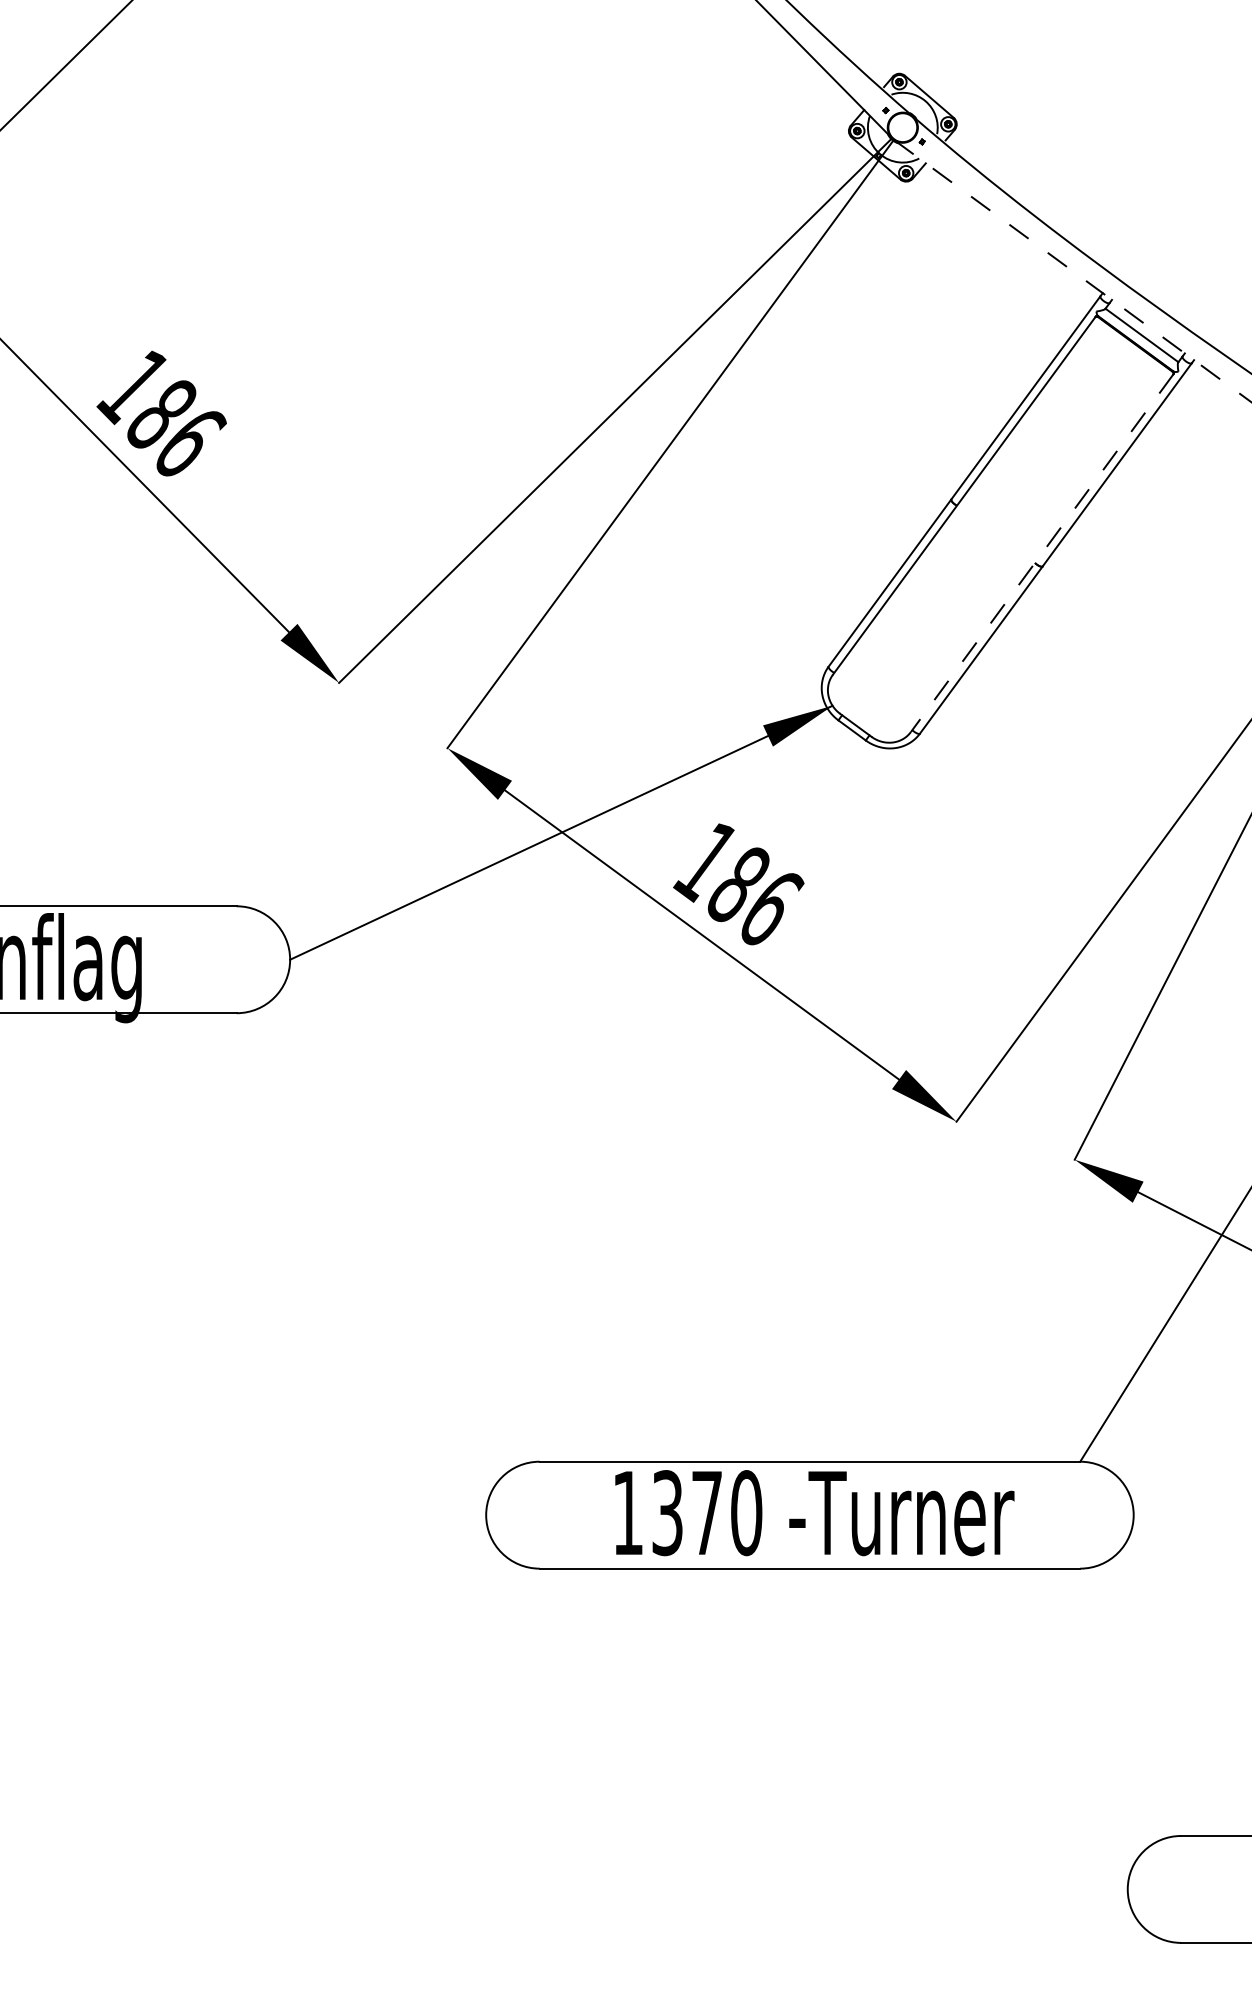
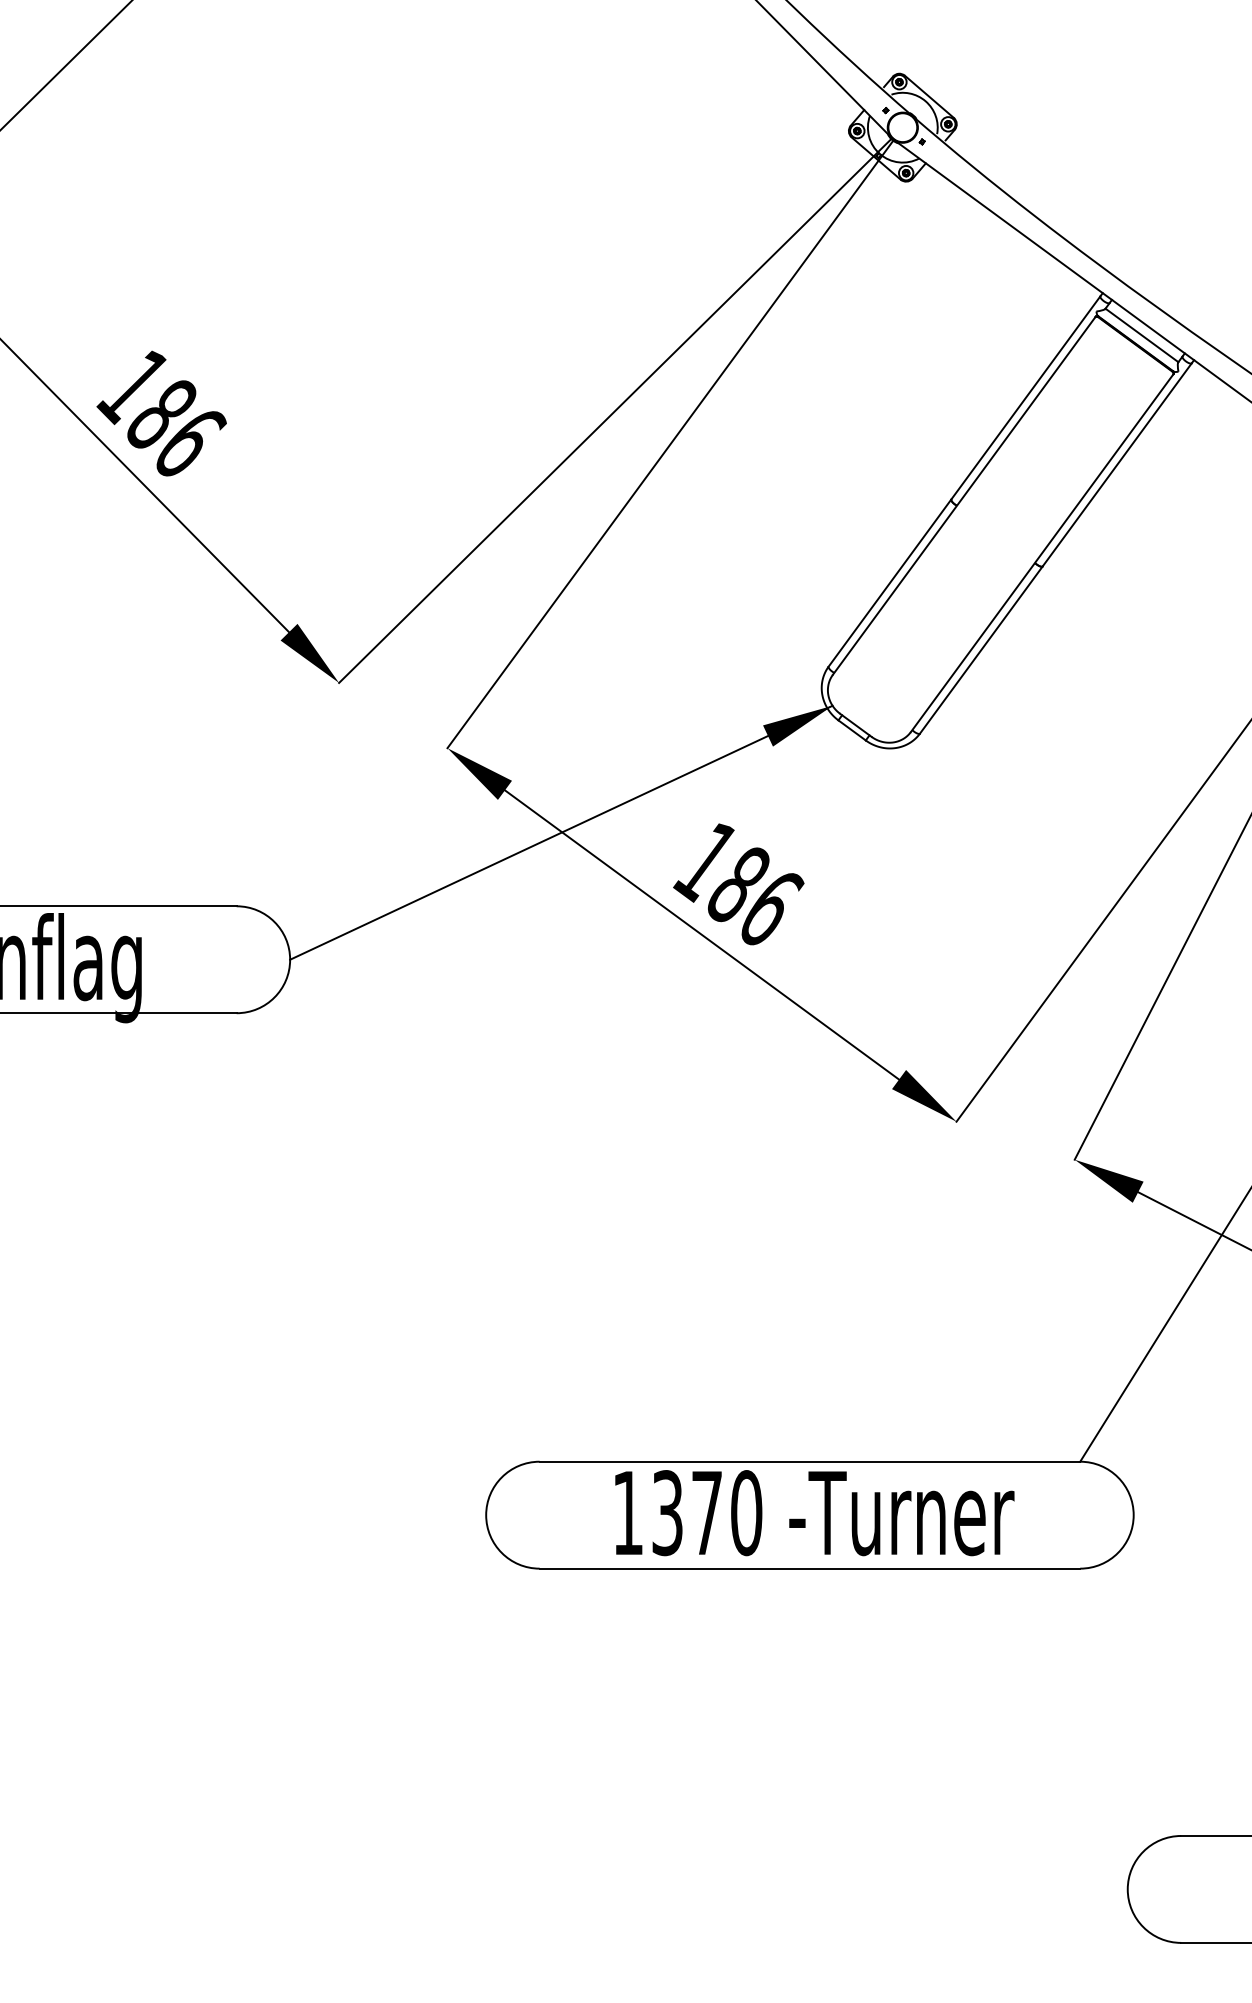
line: dashed -> solid (1073, 271)
line: dashed -> solid (1042, 553)
